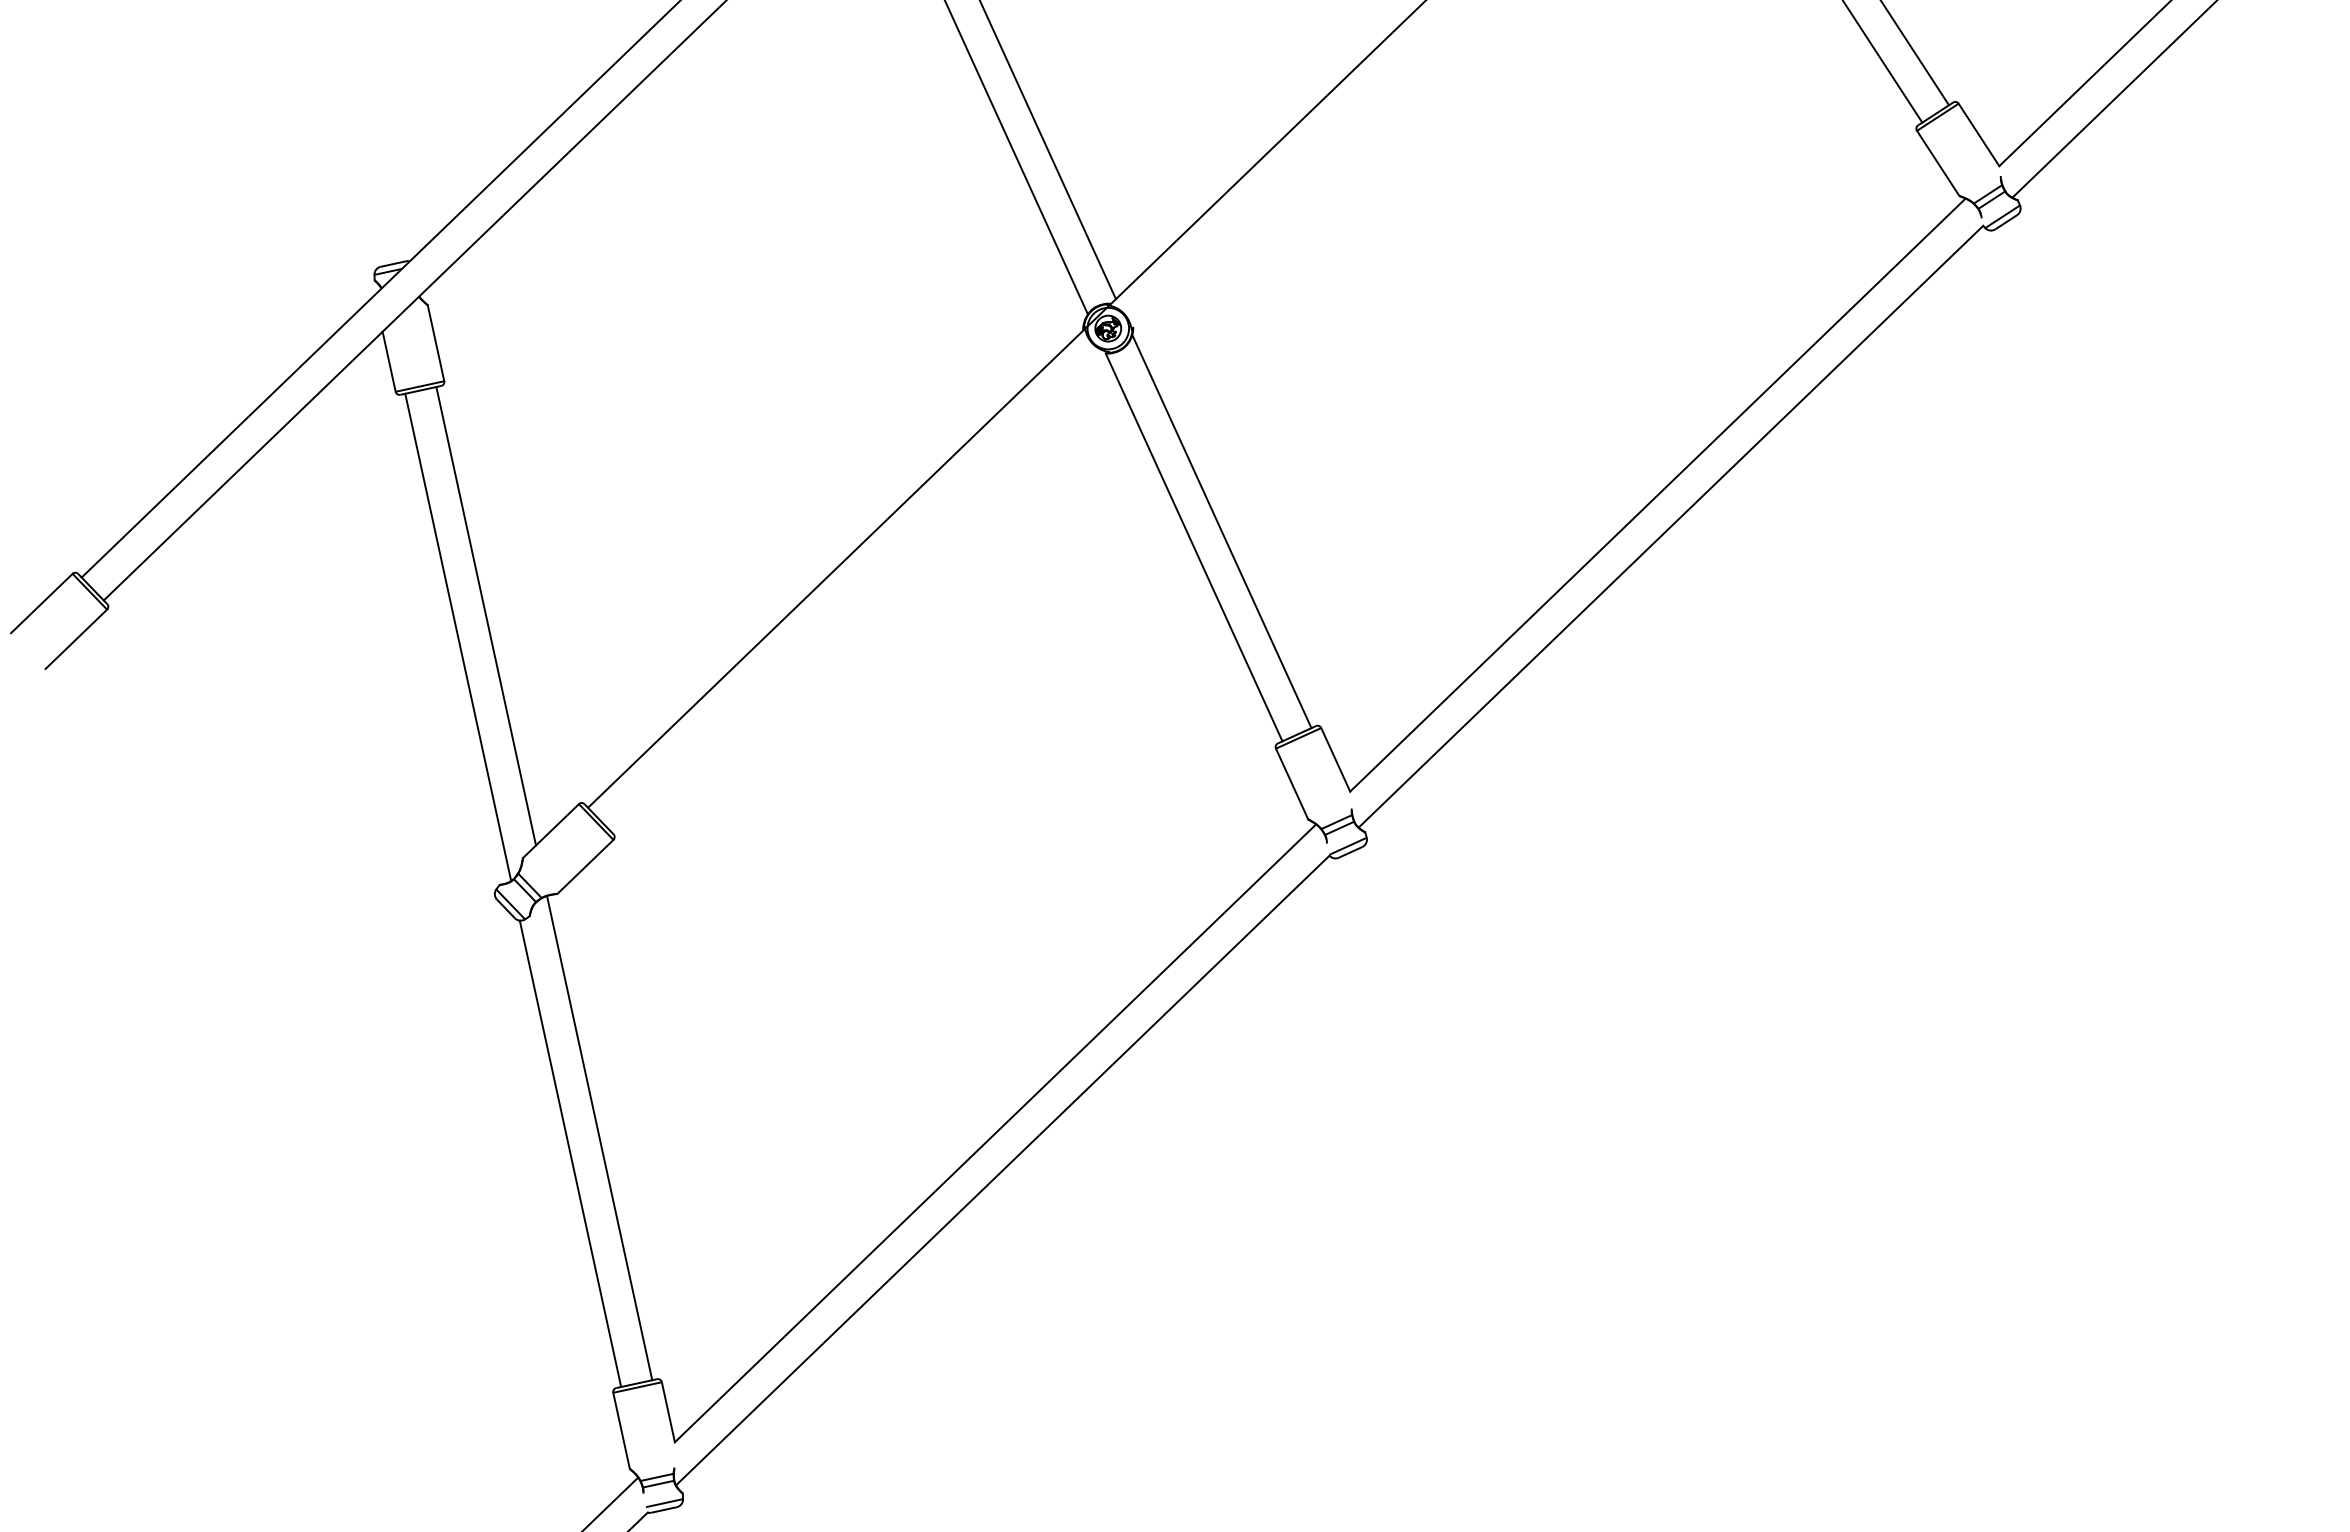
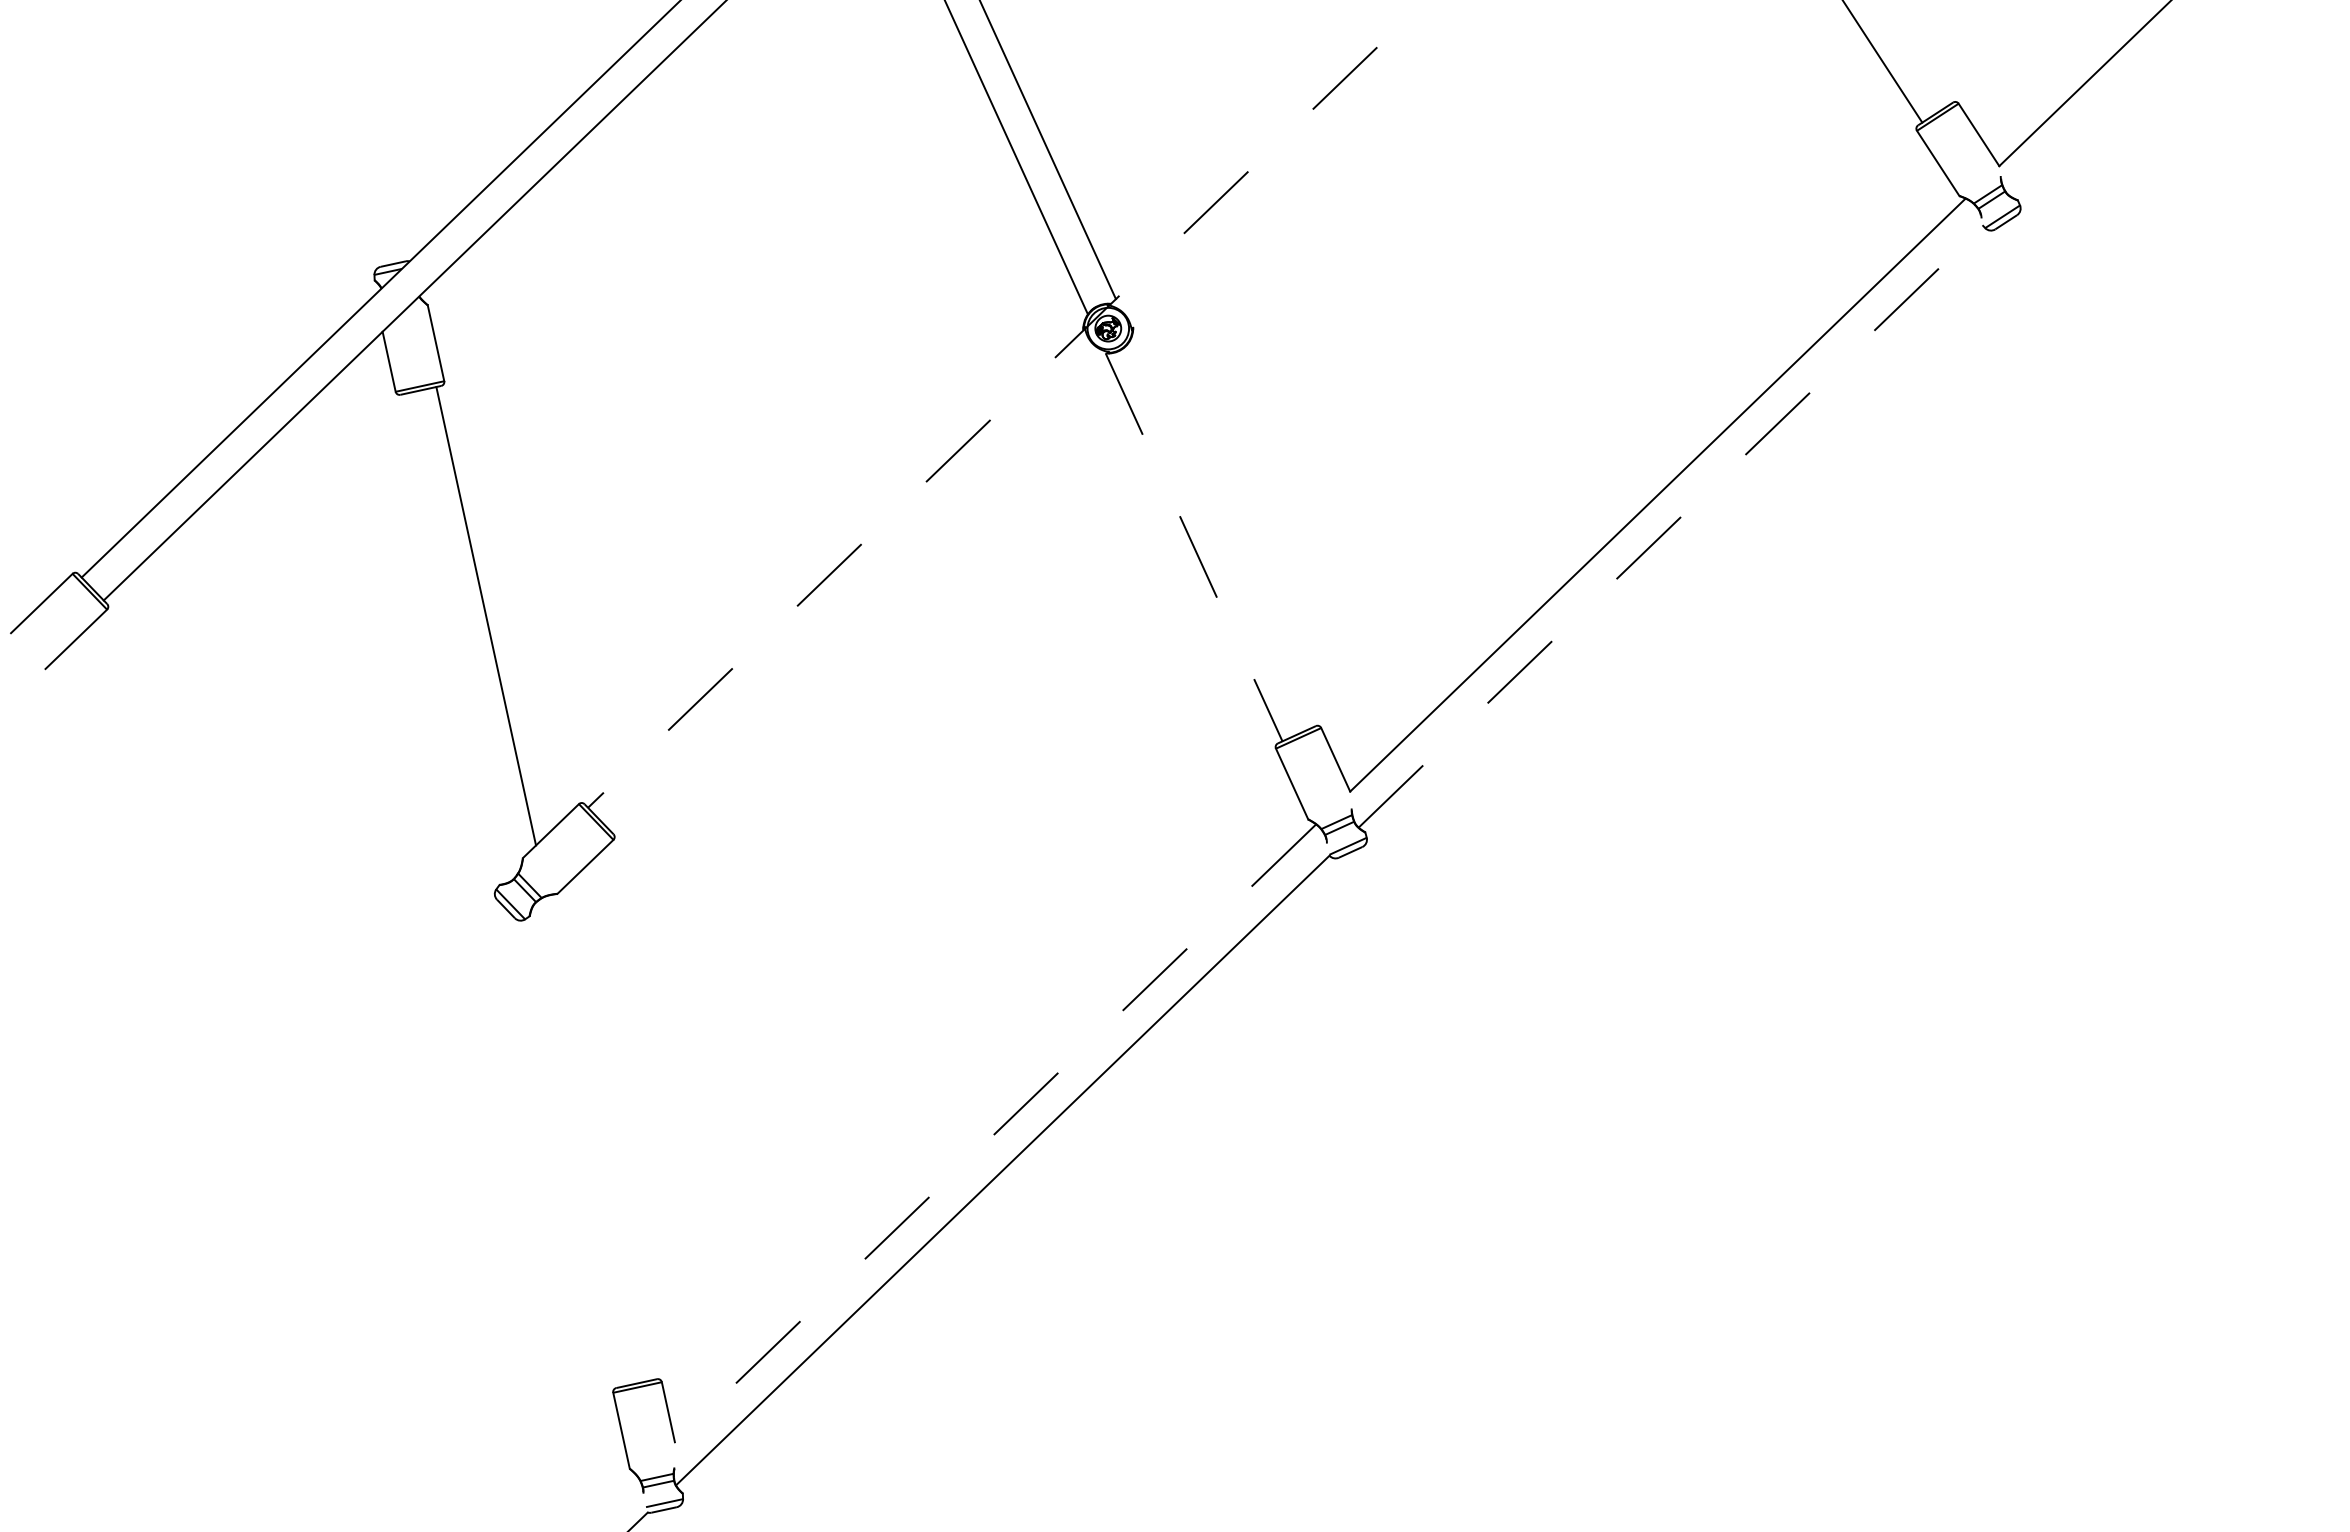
line: present -> none (1915, 53)
line: present -> none (2113, 99)
line: solid -> dashed (1007, 404)
line: solid -> dashed (1670, 526)
line: present -> none (1221, 531)
line: solid -> dashed (1194, 547)
line: present -> none (458, 637)
line: solid -> dashed (995, 1133)
line: present -> none (599, 1138)
line: present -> none (570, 1153)
line: present -> none (611, 1502)
